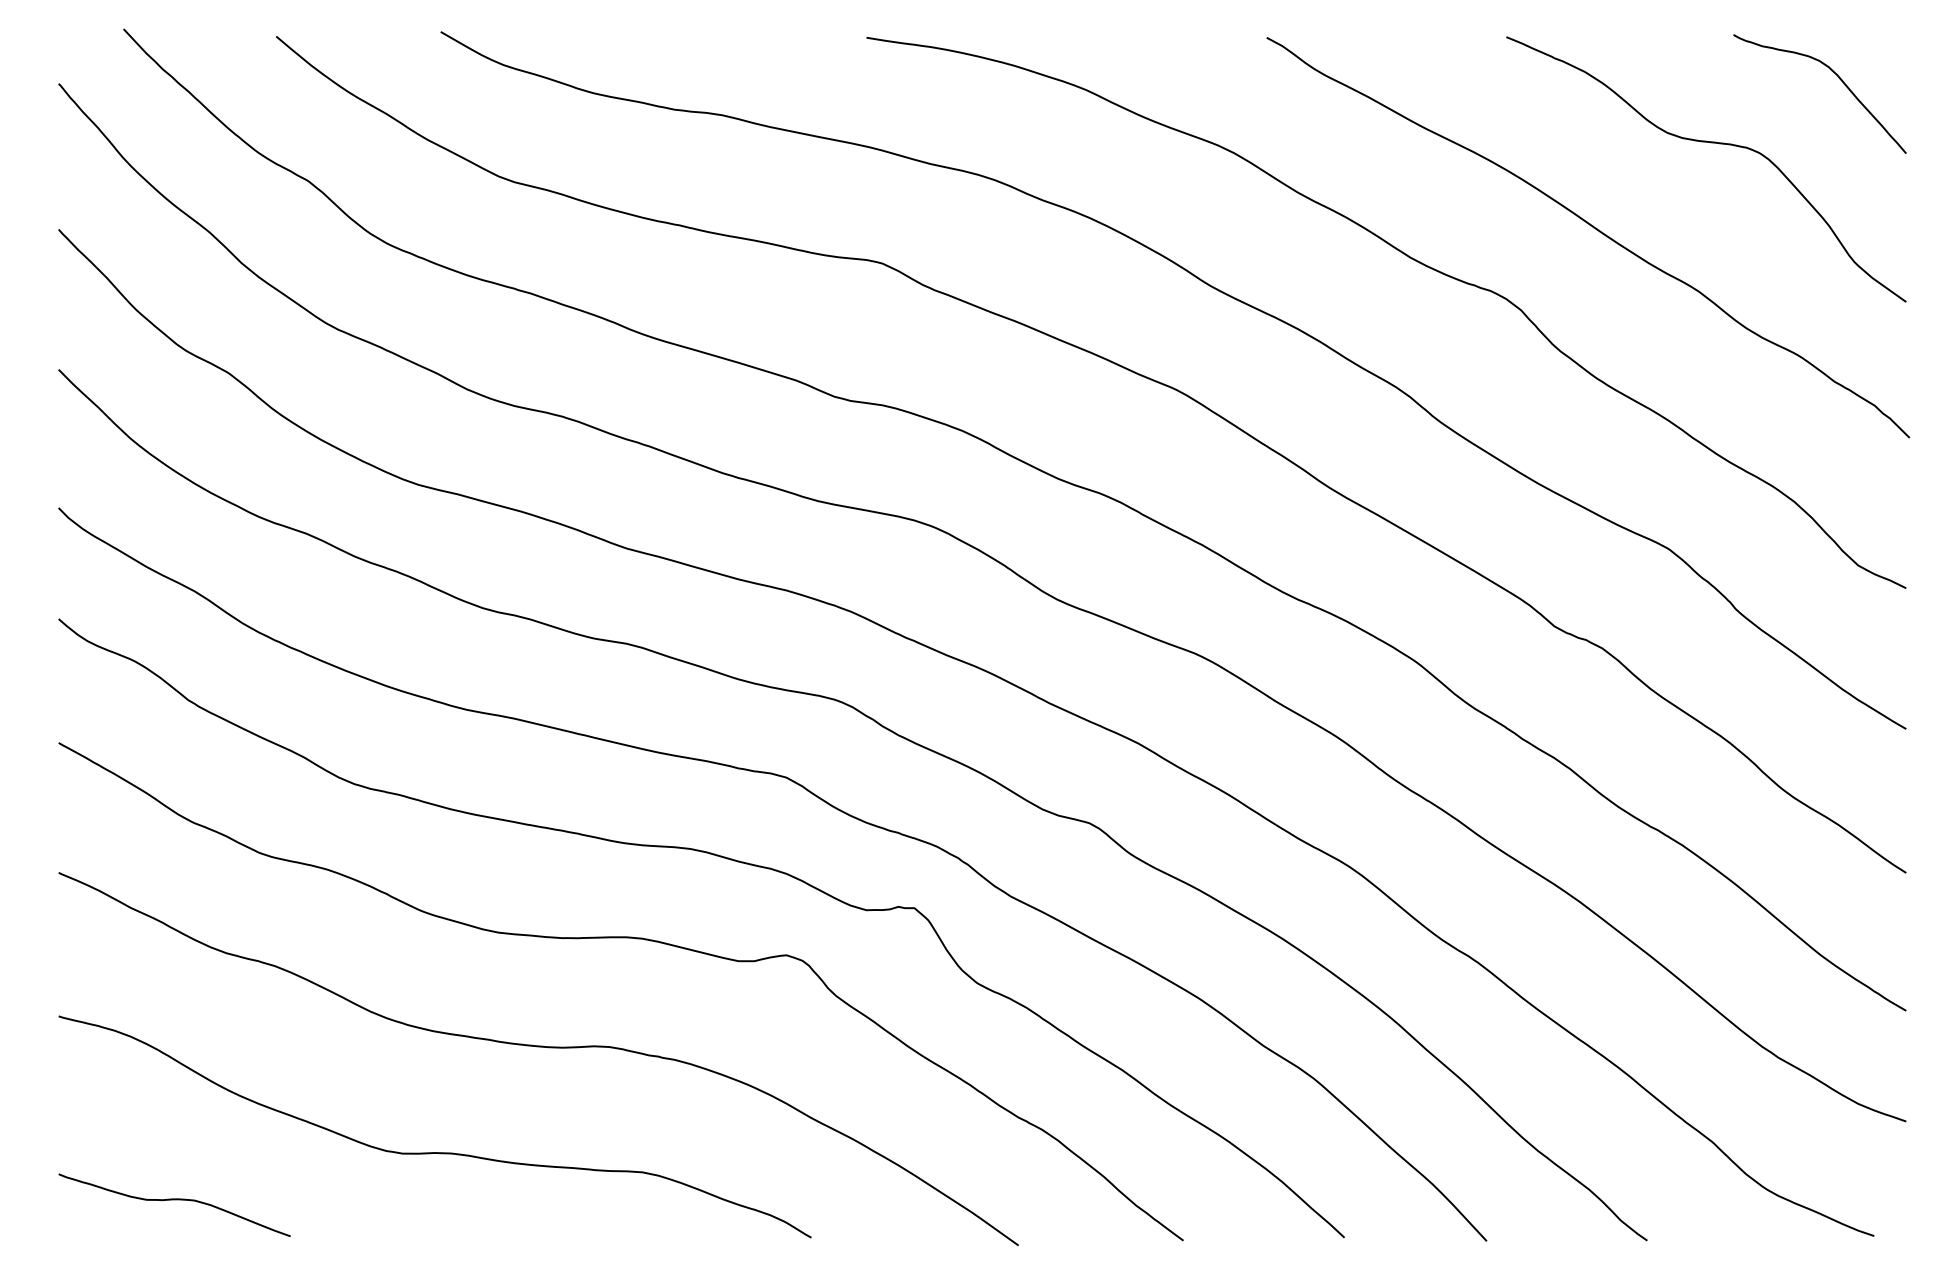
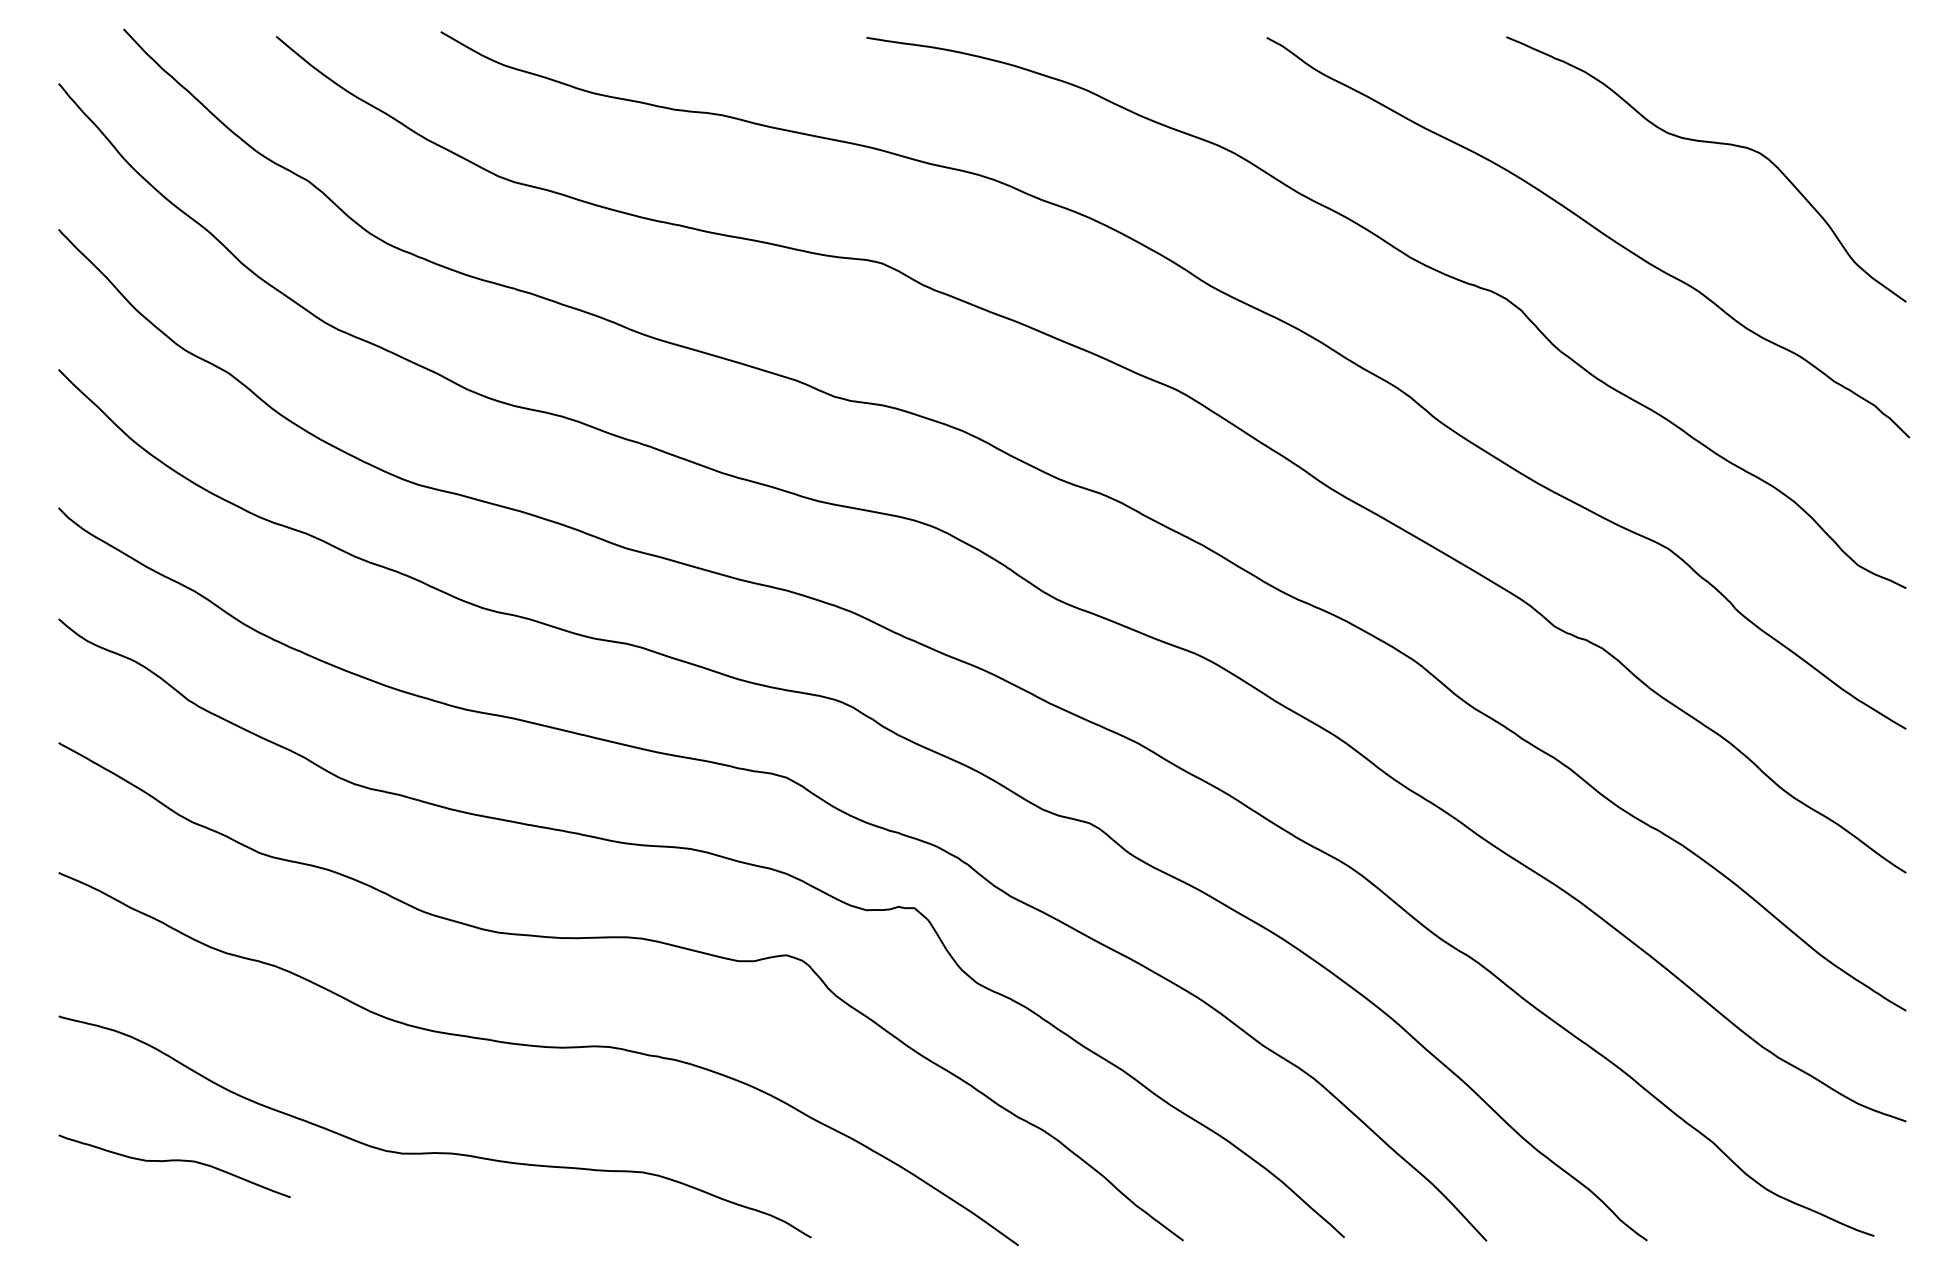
curve: present -> none (1838, 78)
curve position: (174, 1200) -> (174, 1161) (174, 1161)
